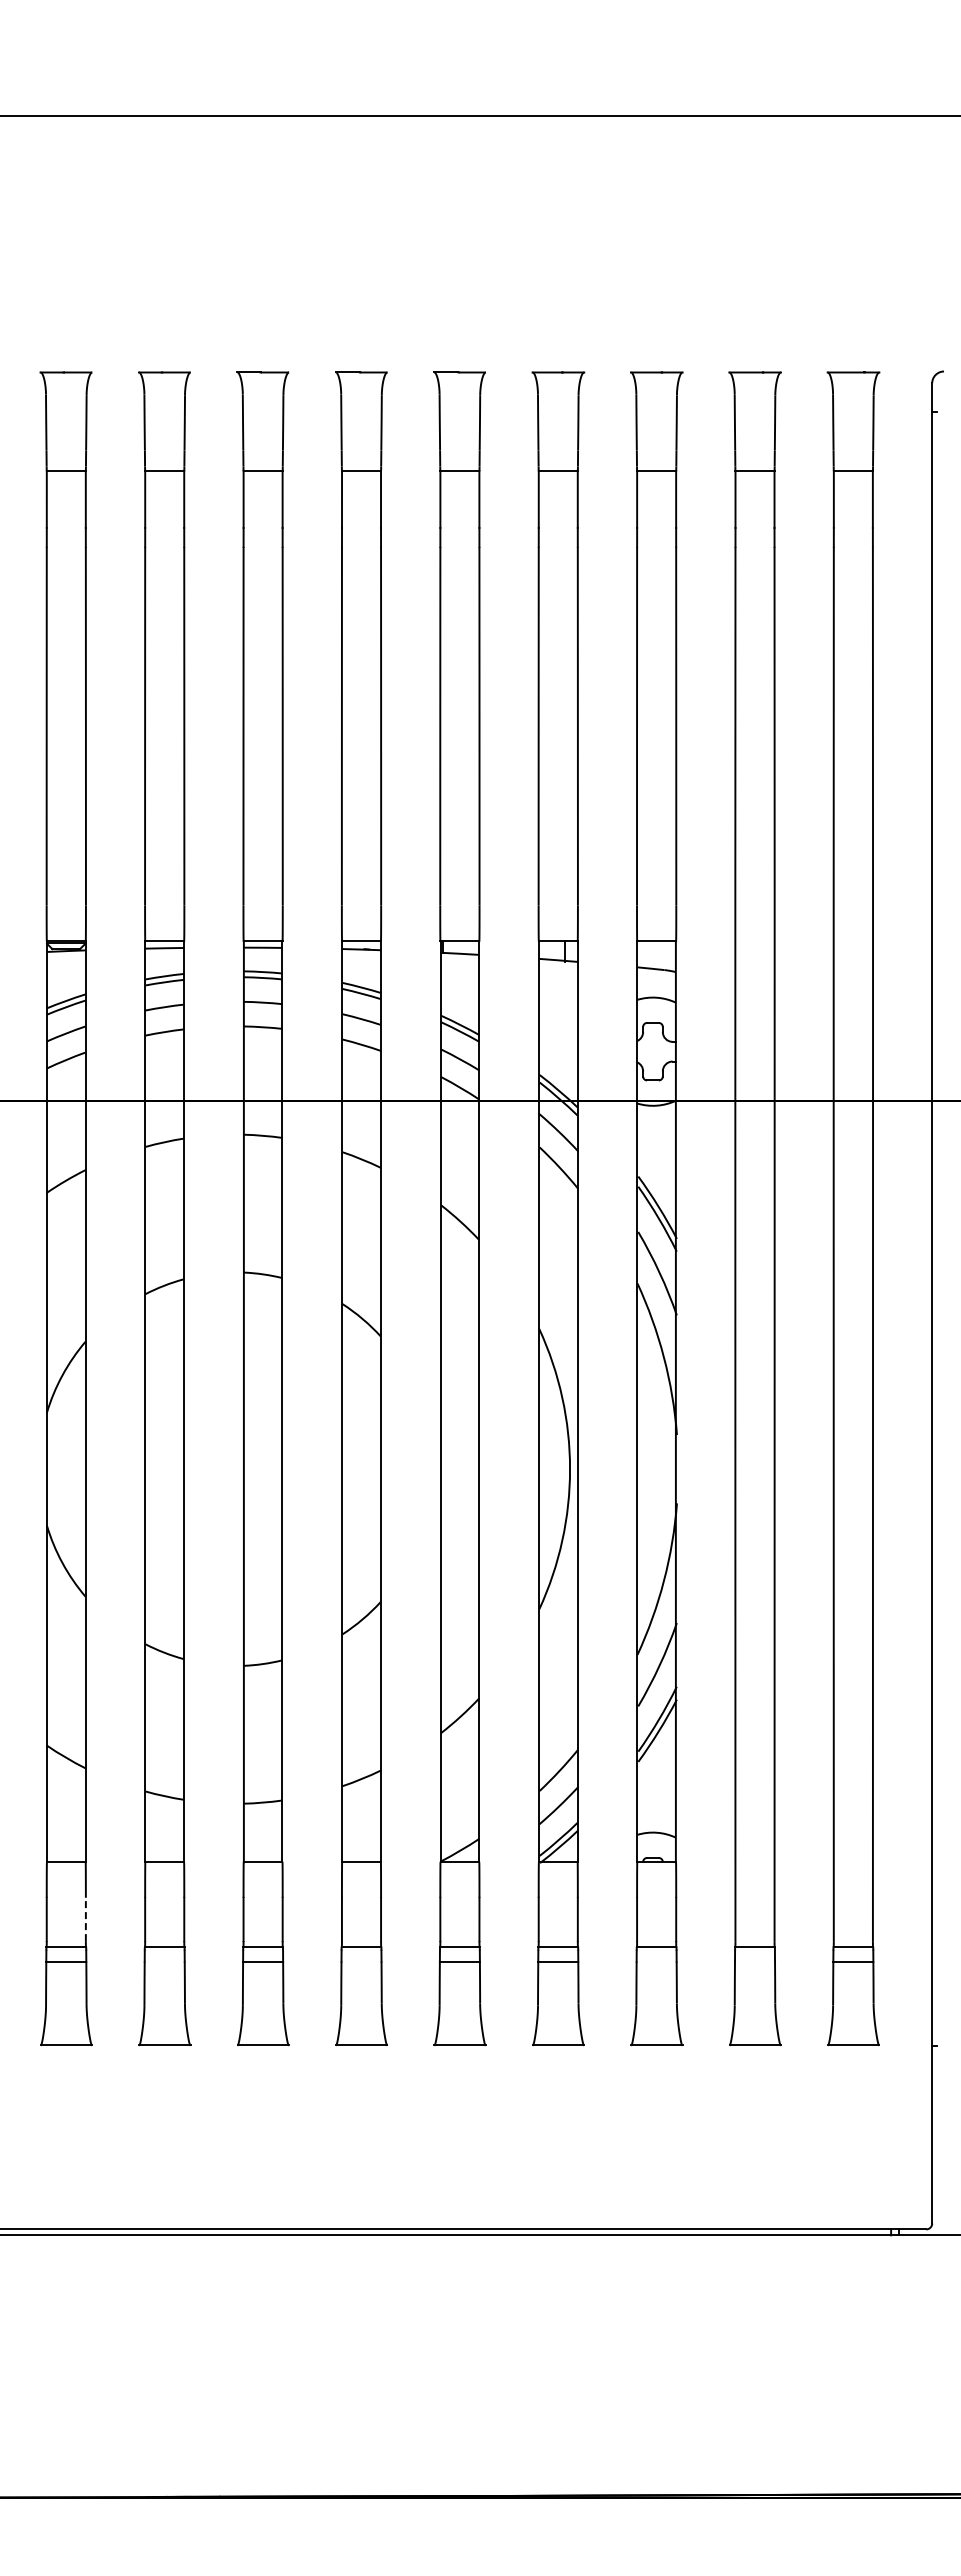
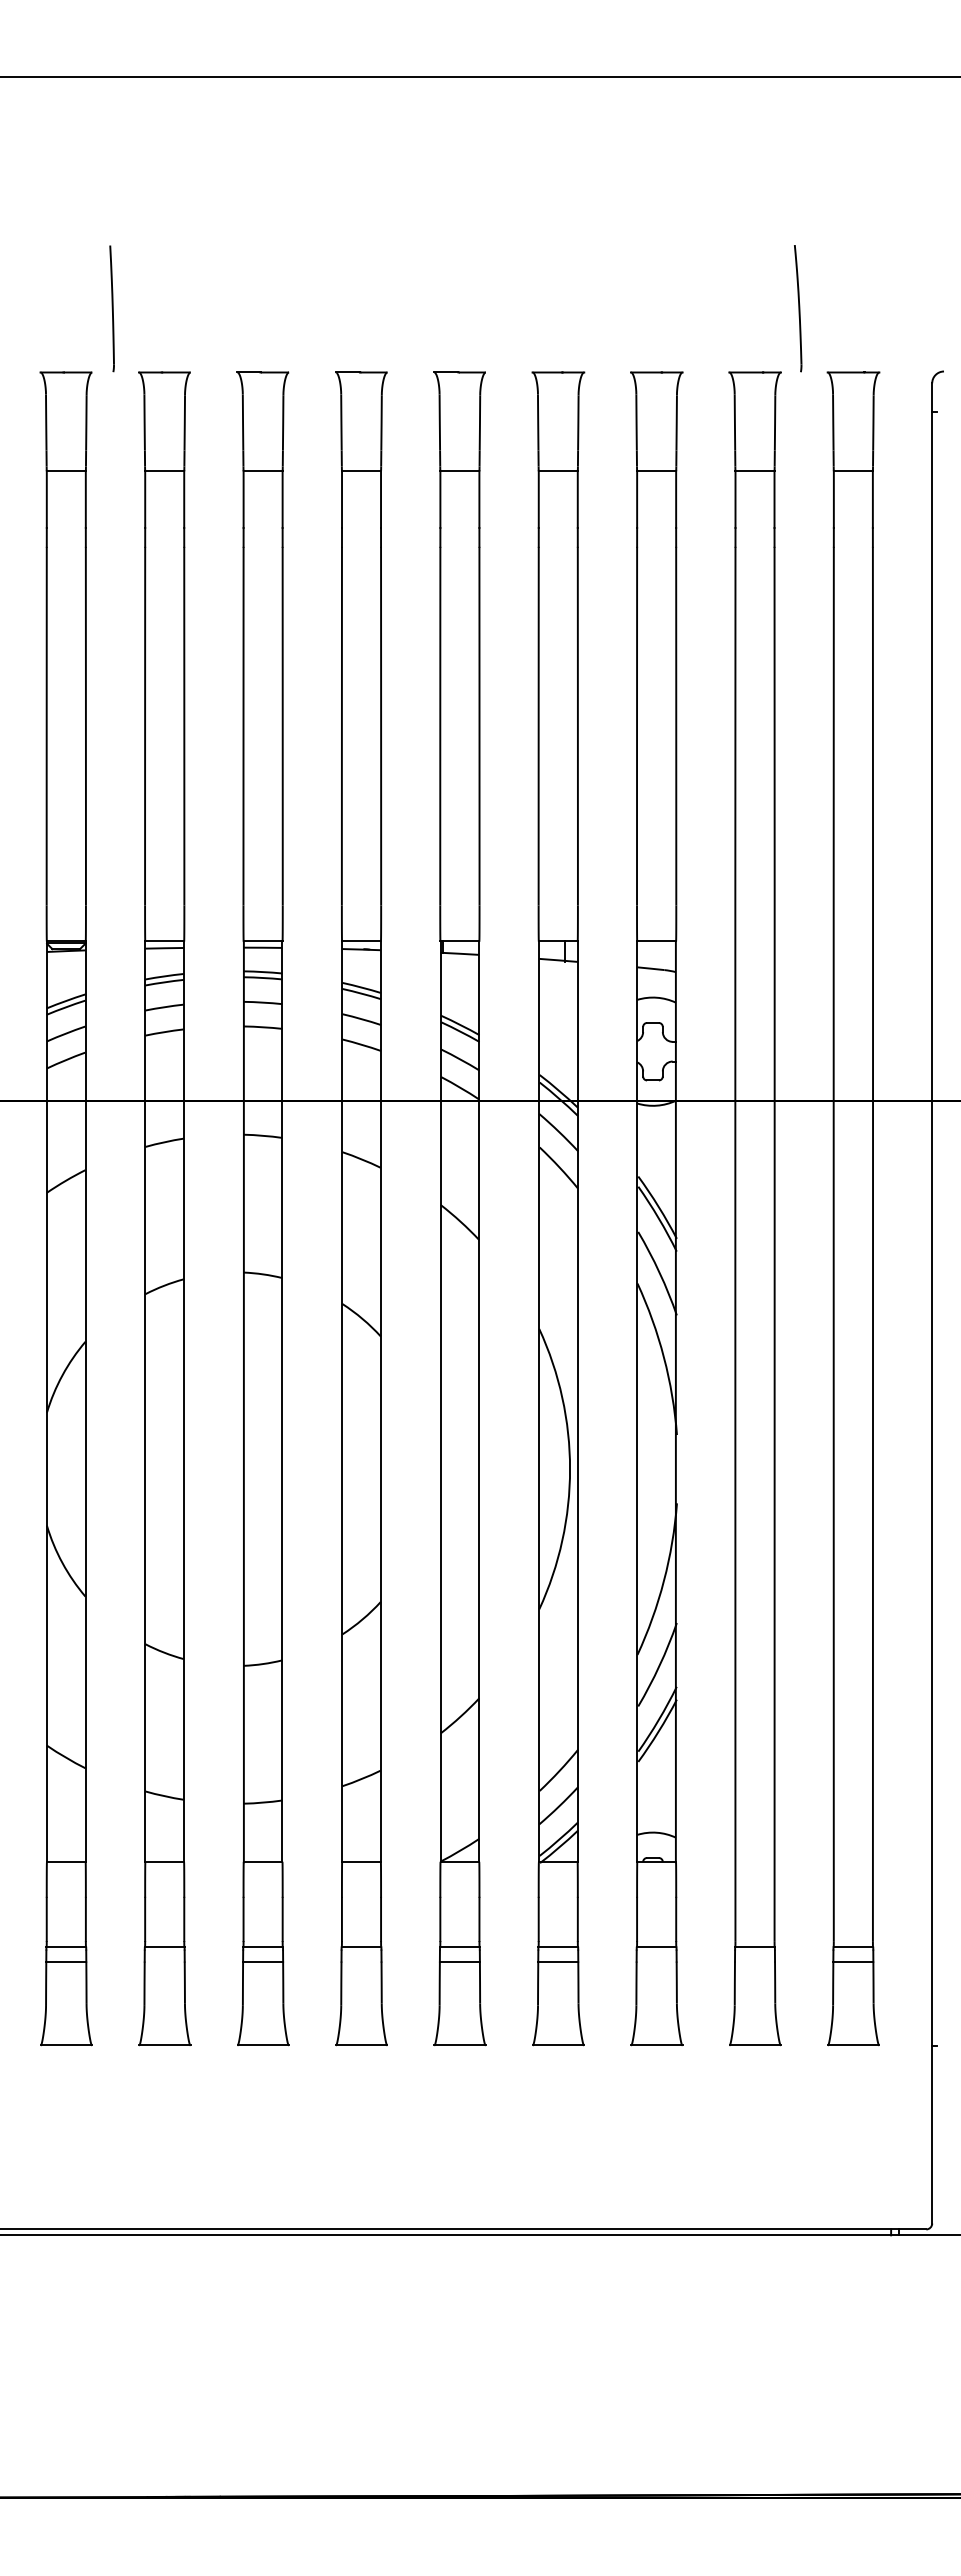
line position: (479, 116) -> (479, 77) (479, 77)
part: none -> present (111, 308)
part: none -> present (798, 308)
line: dashed -> solid (85, 1919)
